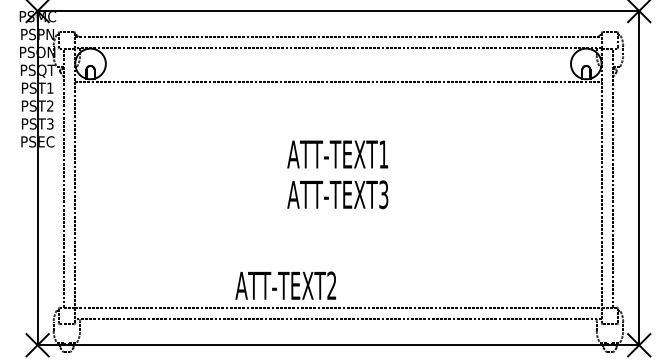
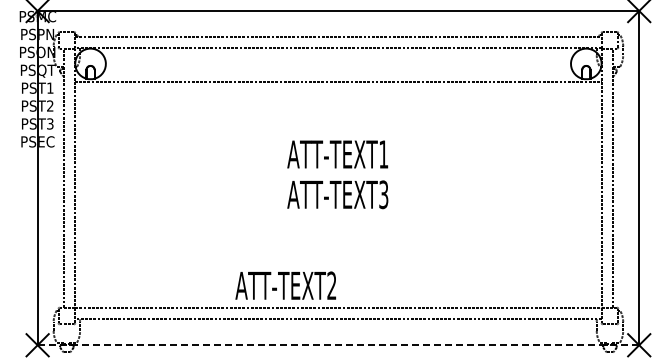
line: solid -> dashed (338, 345)
